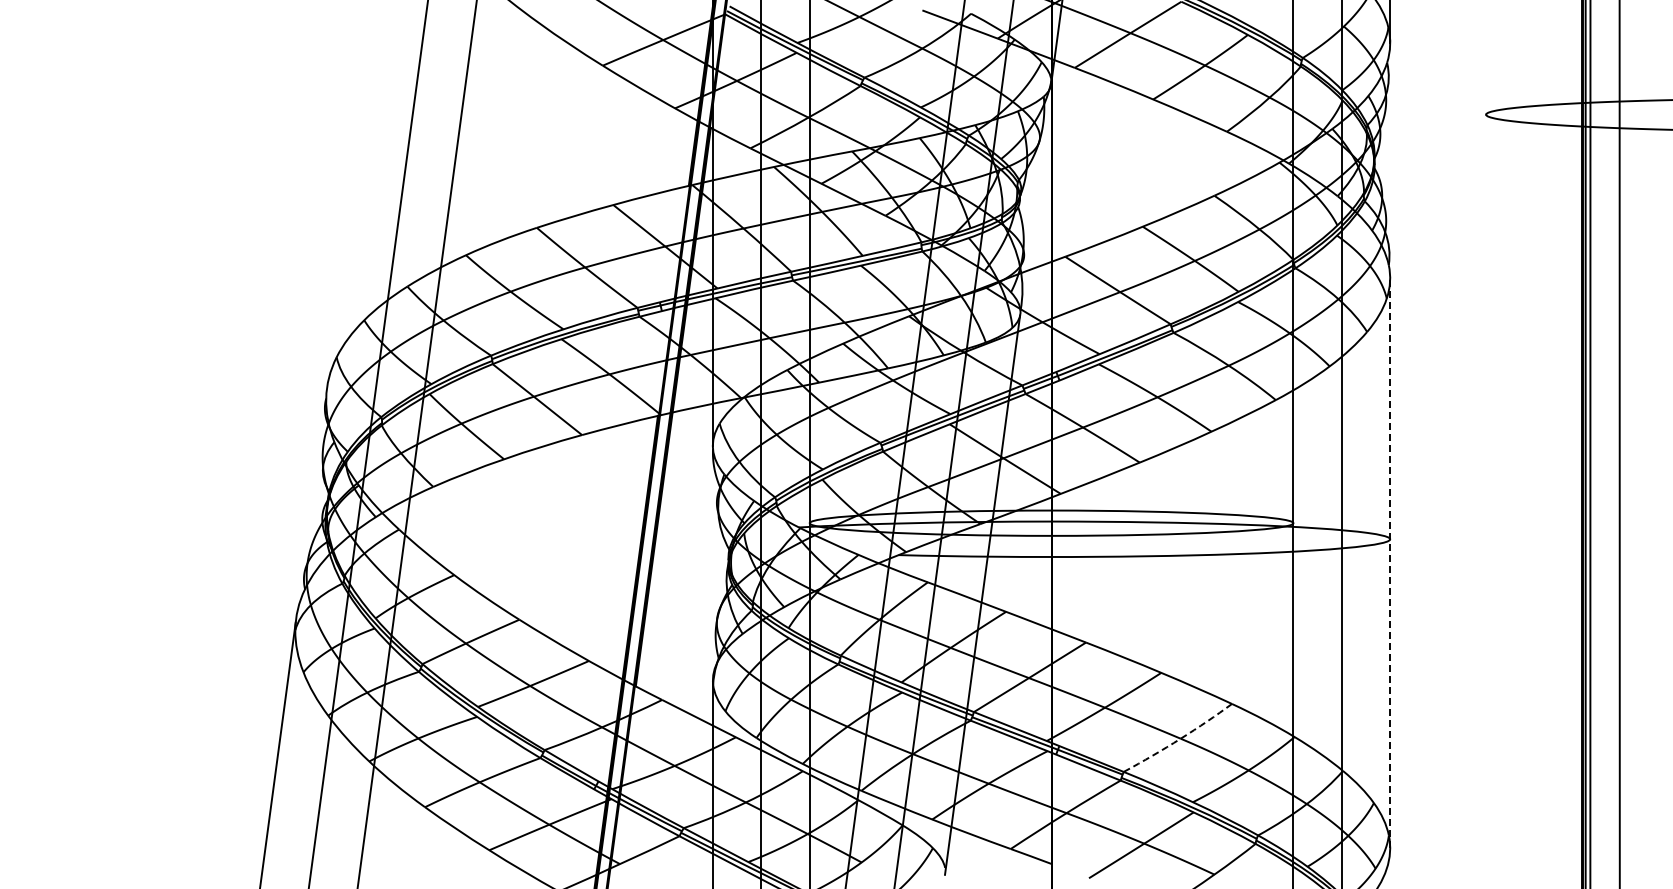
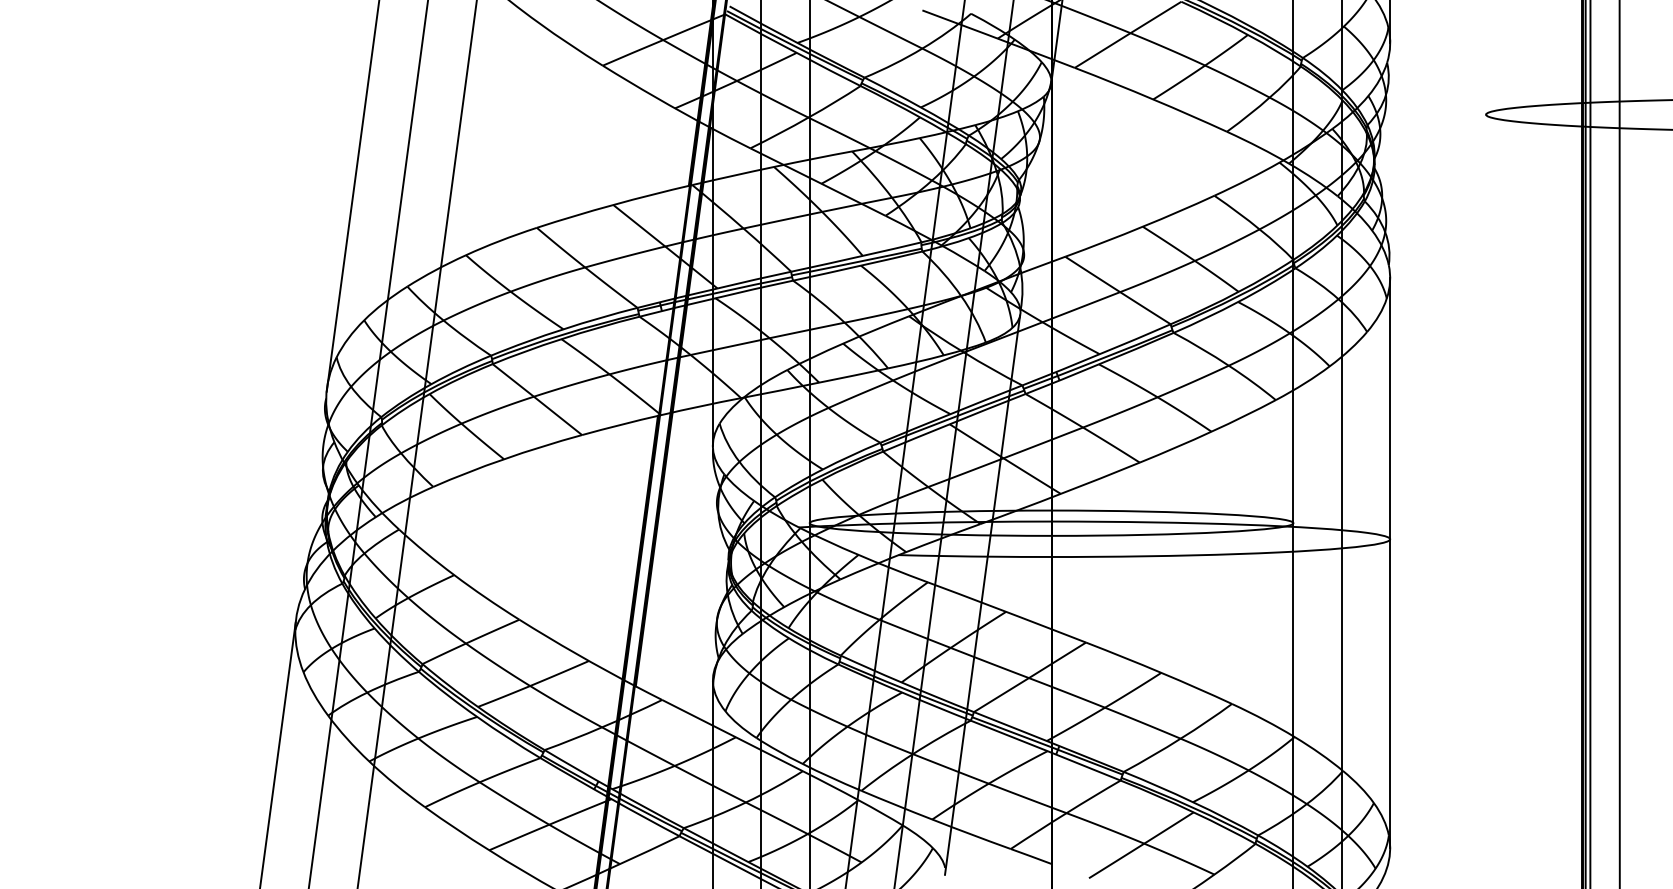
line: none -> present (352, 196)
line: dashed -> solid (1390, 562)
arc: dashed -> solid (1180, 738)
